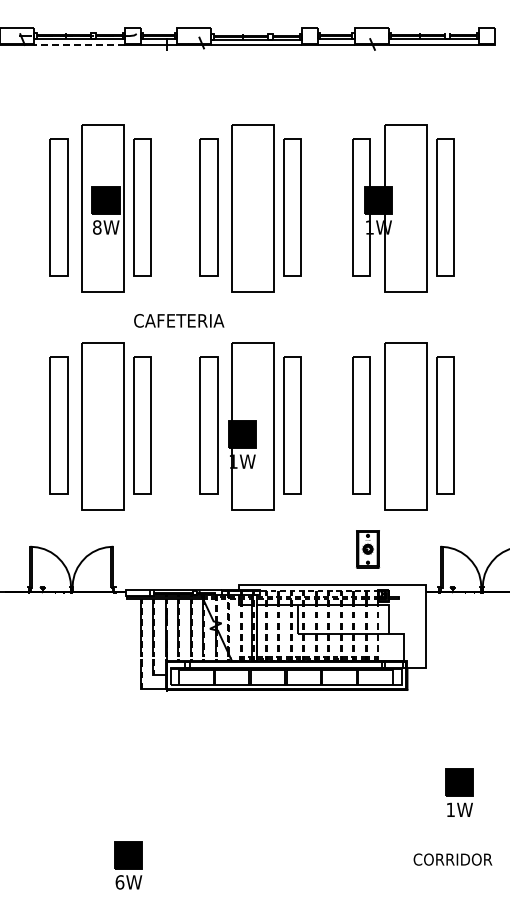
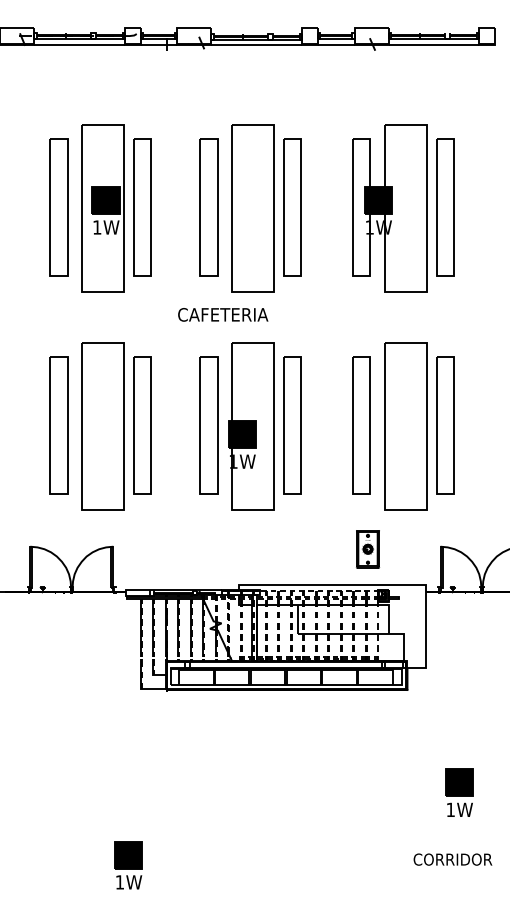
line: dashed -> solid (79, 44)
text: 8W -> 1W (97, 227)
text position: (179, 320) -> (223, 314) (223, 314)
text: 6W -> 1W (119, 882)
